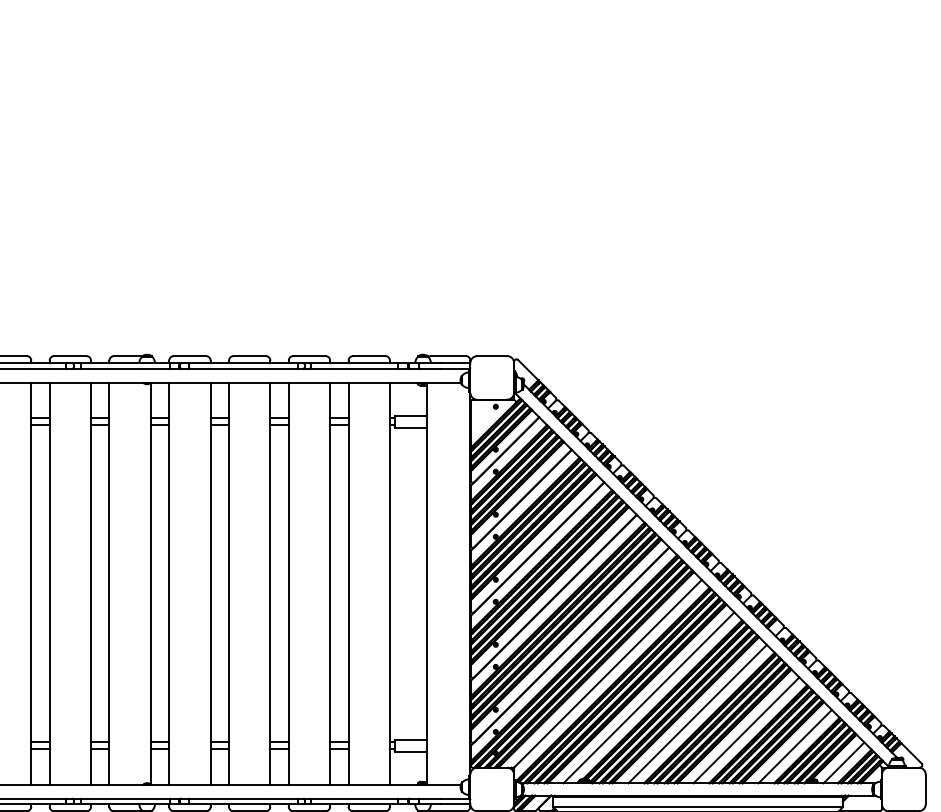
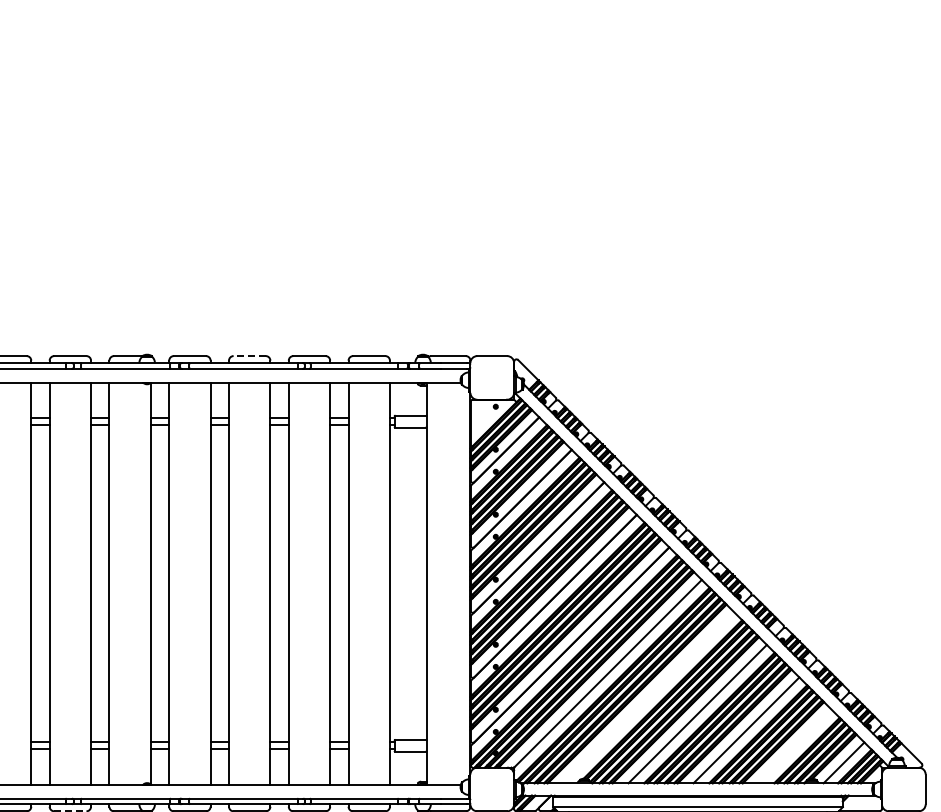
line: solid -> dashed (249, 356)
line: present -> none (648, 697)
line: present -> none (794, 746)
line: solid -> dashed (70, 811)
